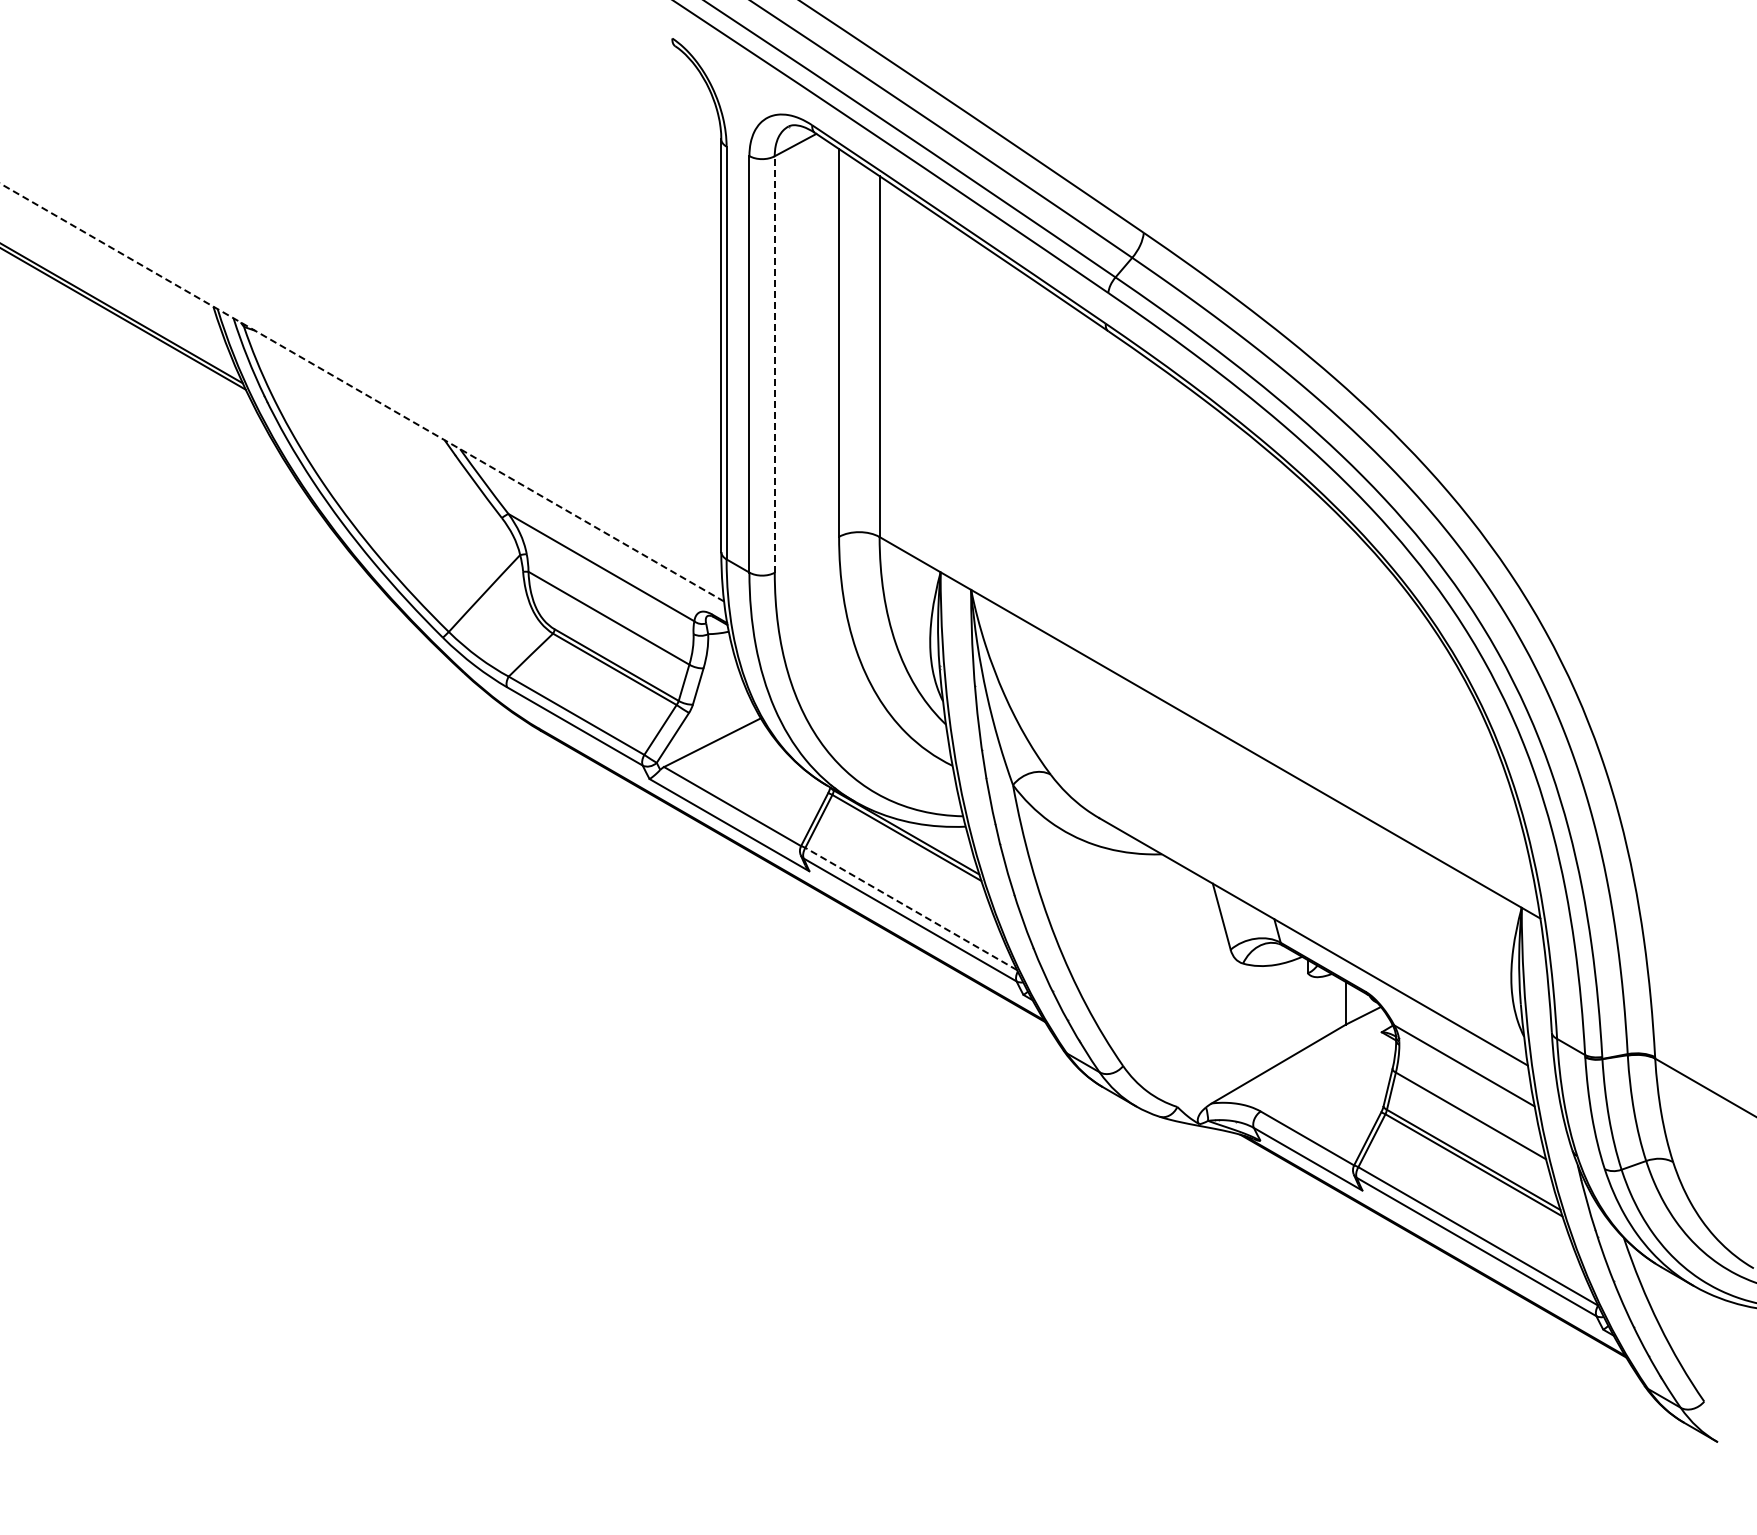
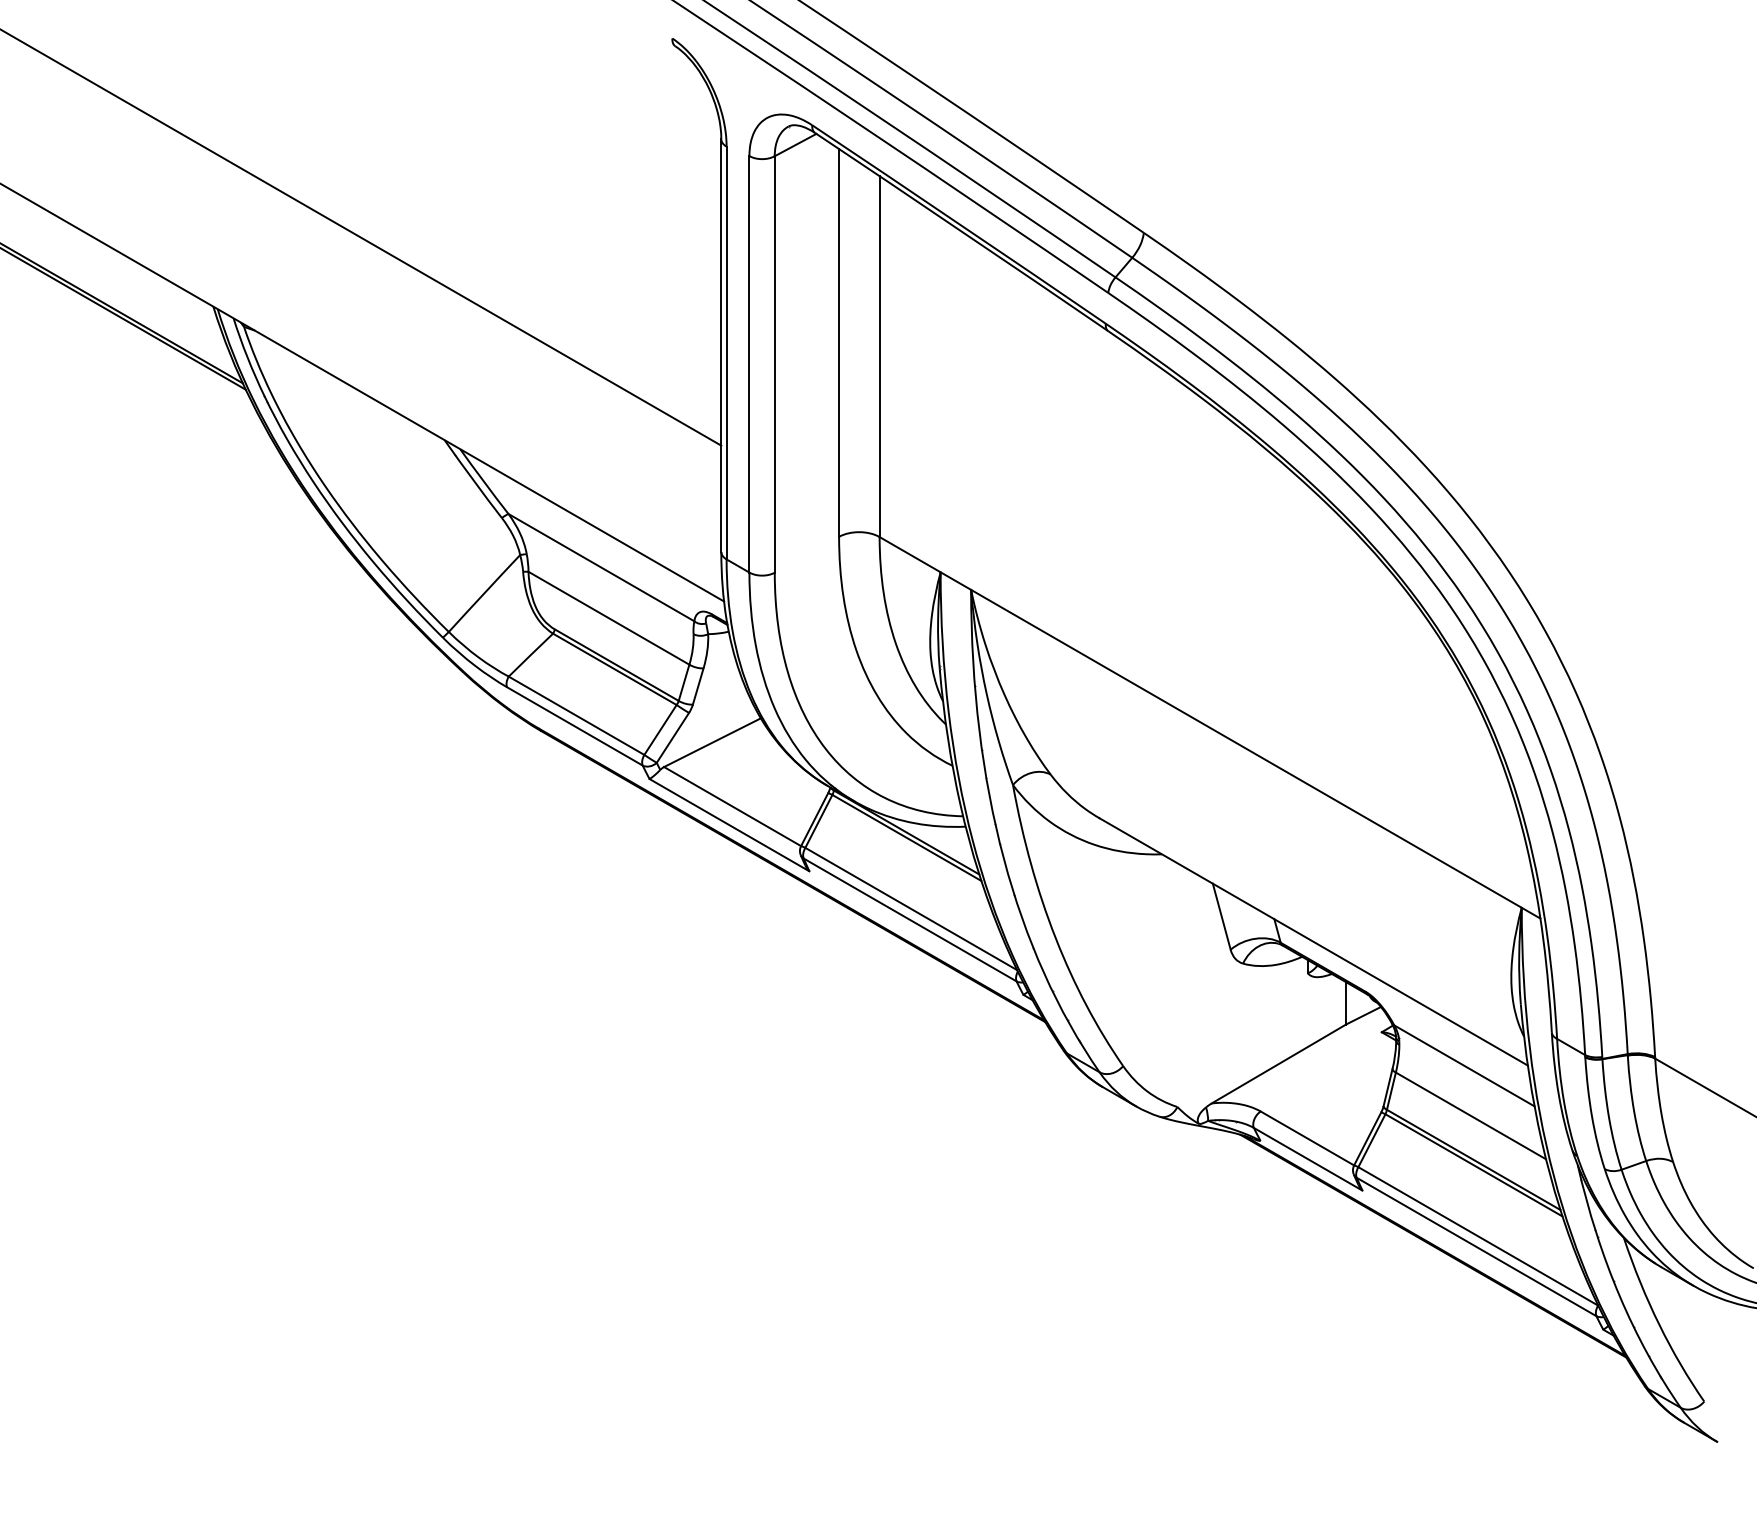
line: none -> present (361, 237)
line: dashed -> solid (774, 363)
line: dashed -> solid (362, 392)
line: dashed -> solid (910, 908)
